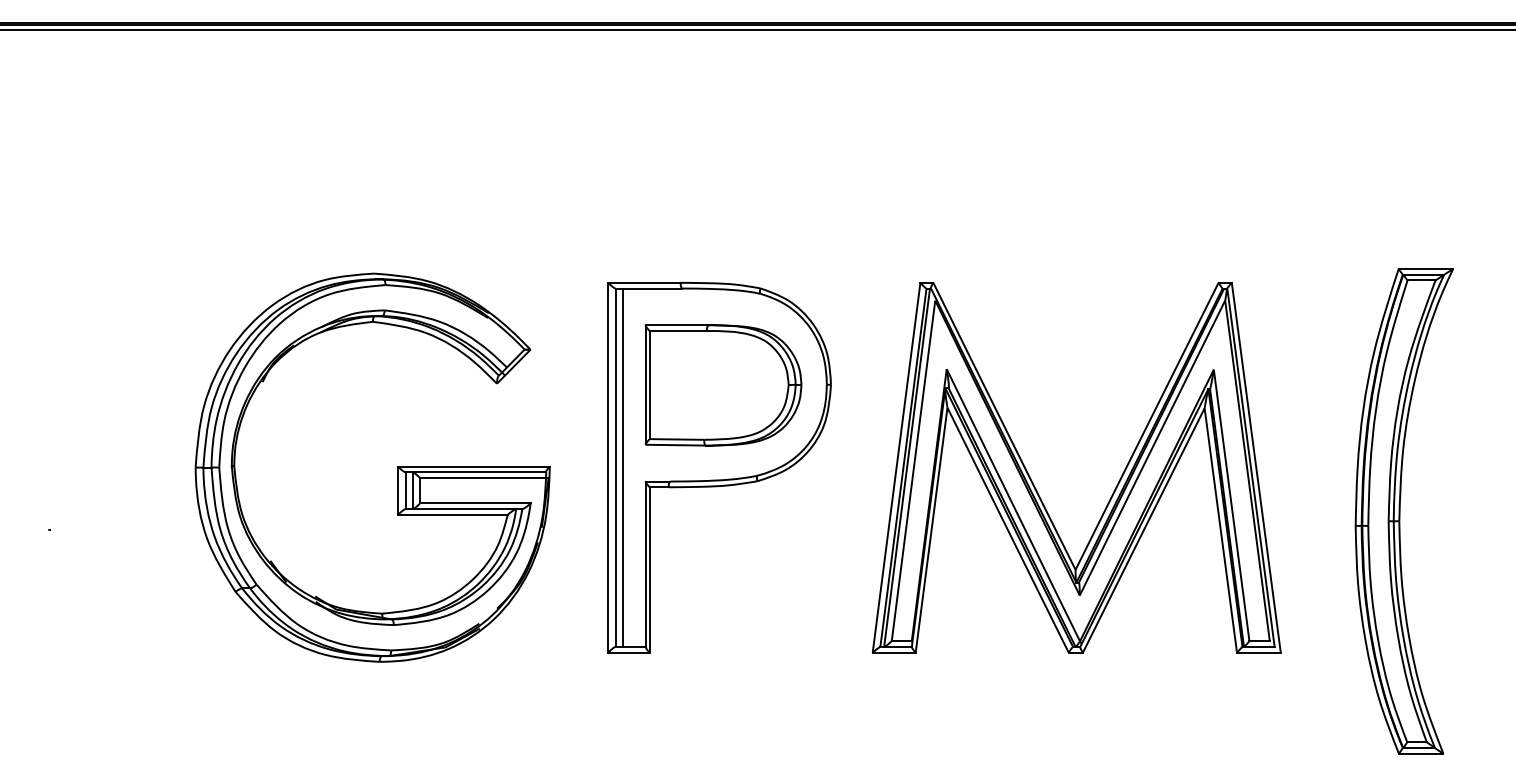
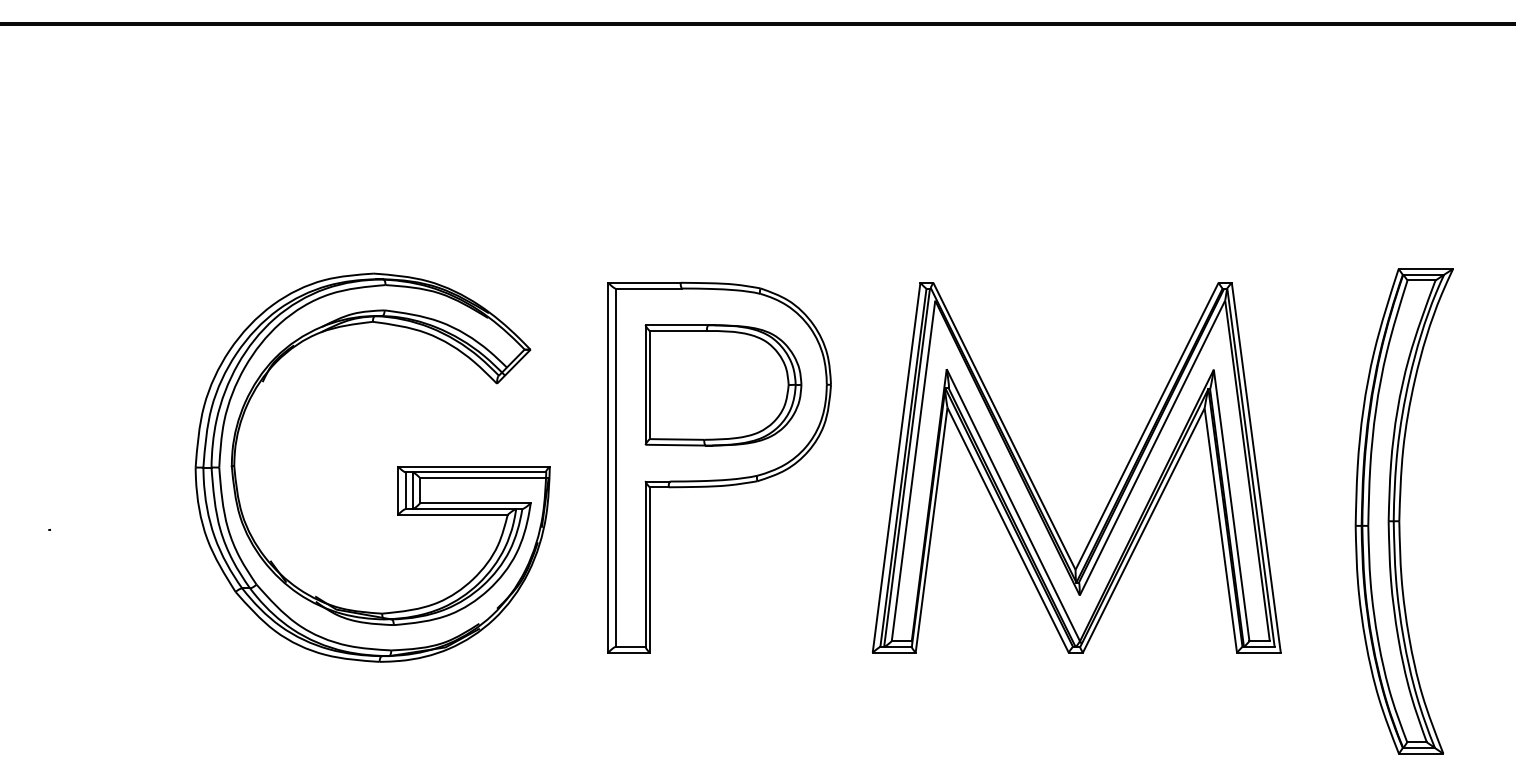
line: present -> none (757, 30)
line: present -> none (622, 467)
